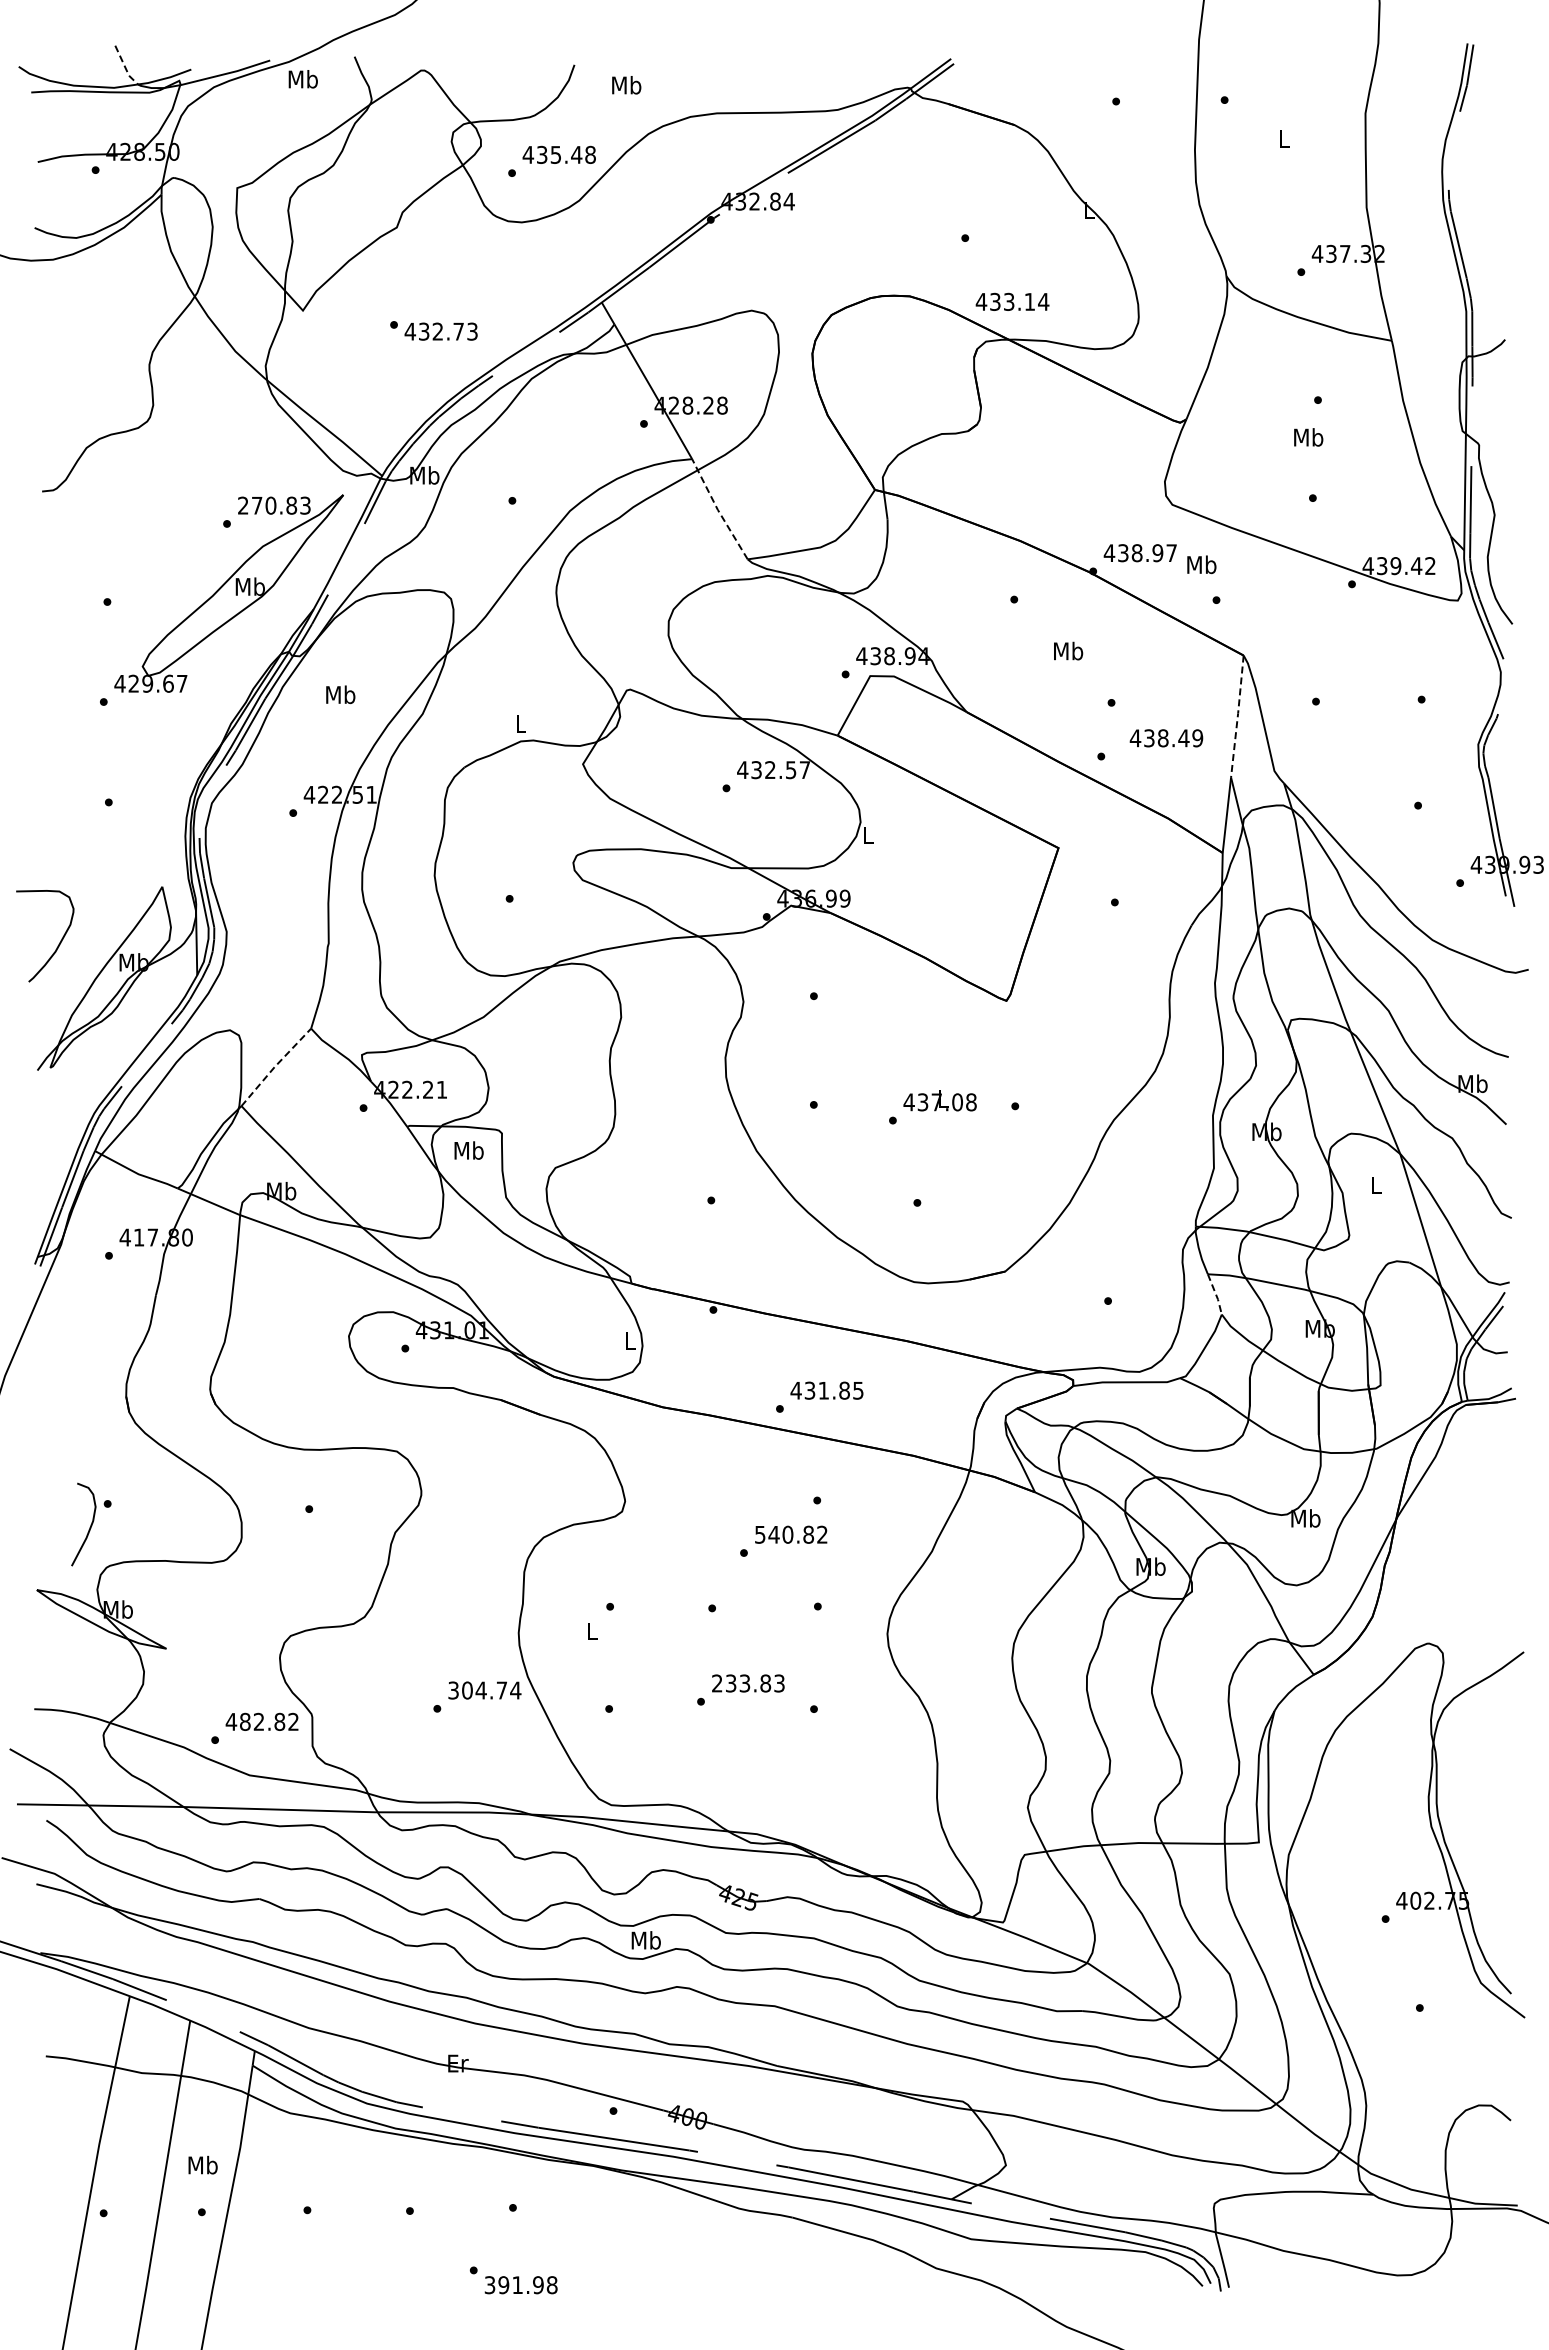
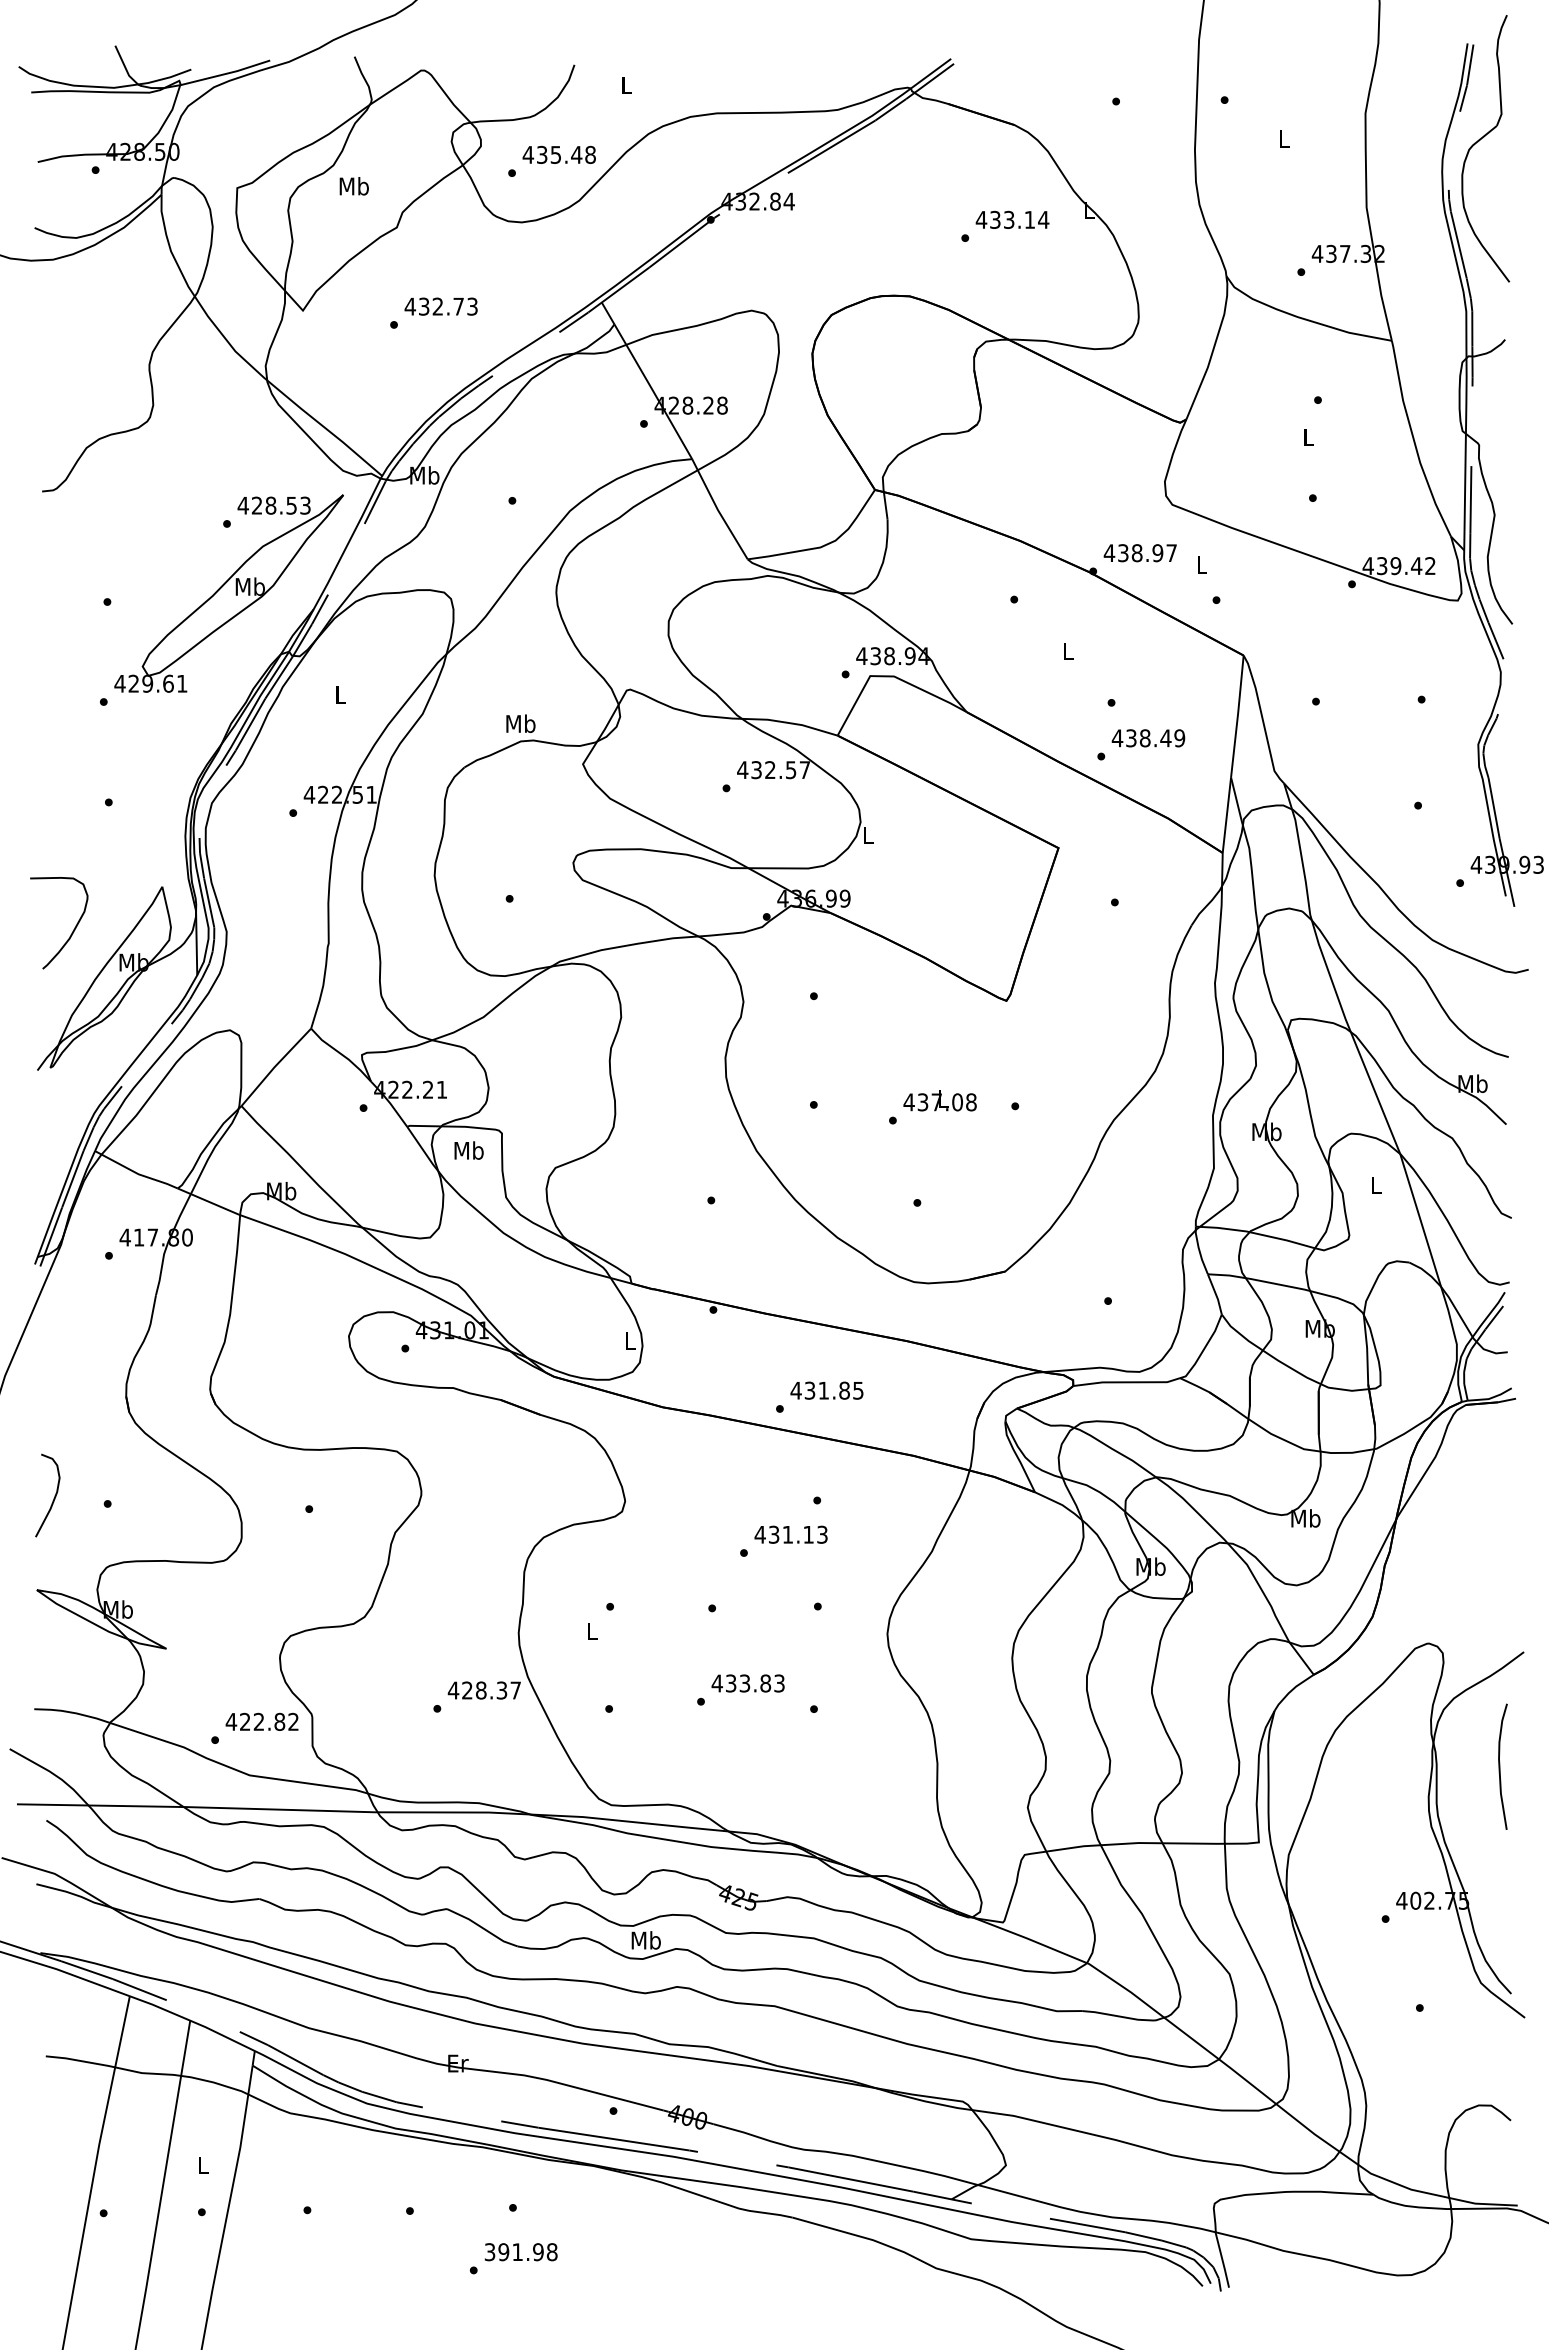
line: dashed -> solid (125, 66)
text position: (302, 79) -> (353, 186) (353, 186)
text: Mb -> L (626, 85)
part: none -> present (1479, 141)
text position: (1012, 301) -> (1012, 219) (1012, 219)
text position: (440, 331) -> (440, 306) (440, 306)
text: Mb -> L (1308, 437)
text: 270.83 -> 428.53 (267, 505)
line: dashed -> solid (717, 510)
text: Mb -> L (1201, 564)
text: Mb -> L (1068, 650)
text: 429.67 -> 429.61 (182, 683)
text: Mb -> L (340, 694)
line: dashed -> solid (1237, 716)
text: L -> Mb (520, 723)
text position: (1166, 738) -> (1148, 738) (1148, 738)
curve position: (57, 945) -> (71, 932) (71, 932)
line: dashed -> solid (275, 1066)
line: dashed -> solid (1216, 1294)
curve position: (89, 1527) -> (53, 1498) (53, 1498)
text: 540.82 -> 431.13 (790, 1534)
text: 233.83 -> 433.83 (716, 1683)
text: 304.74 -> 428.37 (484, 1690)
text: 482.82 -> 422.82 (245, 1721)
curve: none -> present (1500, 1766)
text: Mb -> L (202, 2164)
text position: (520, 2285) -> (520, 2252) (520, 2252)
